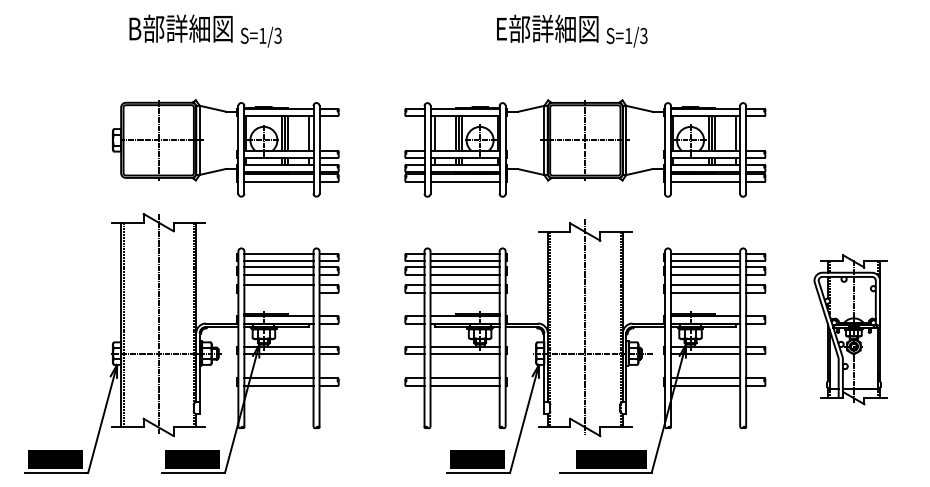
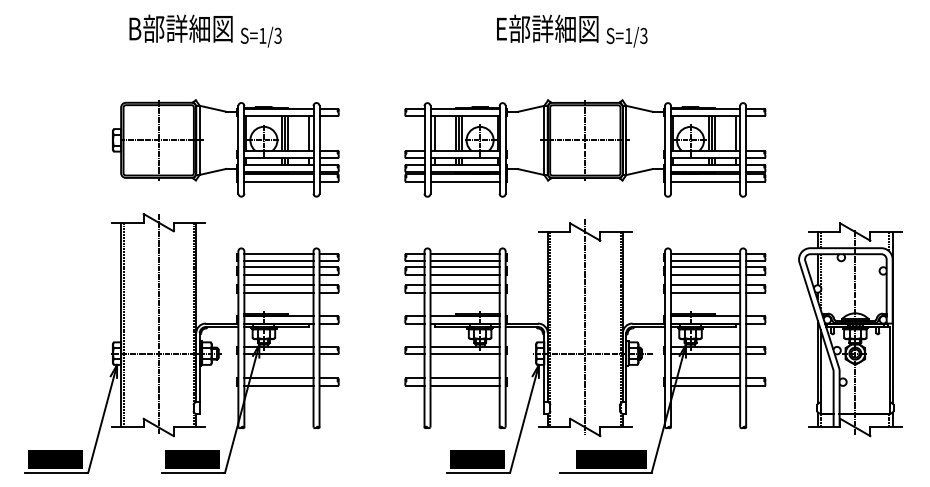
line: none -> present (278, 292)
part size: 75x152 px -> 105x216 px (850, 329)
